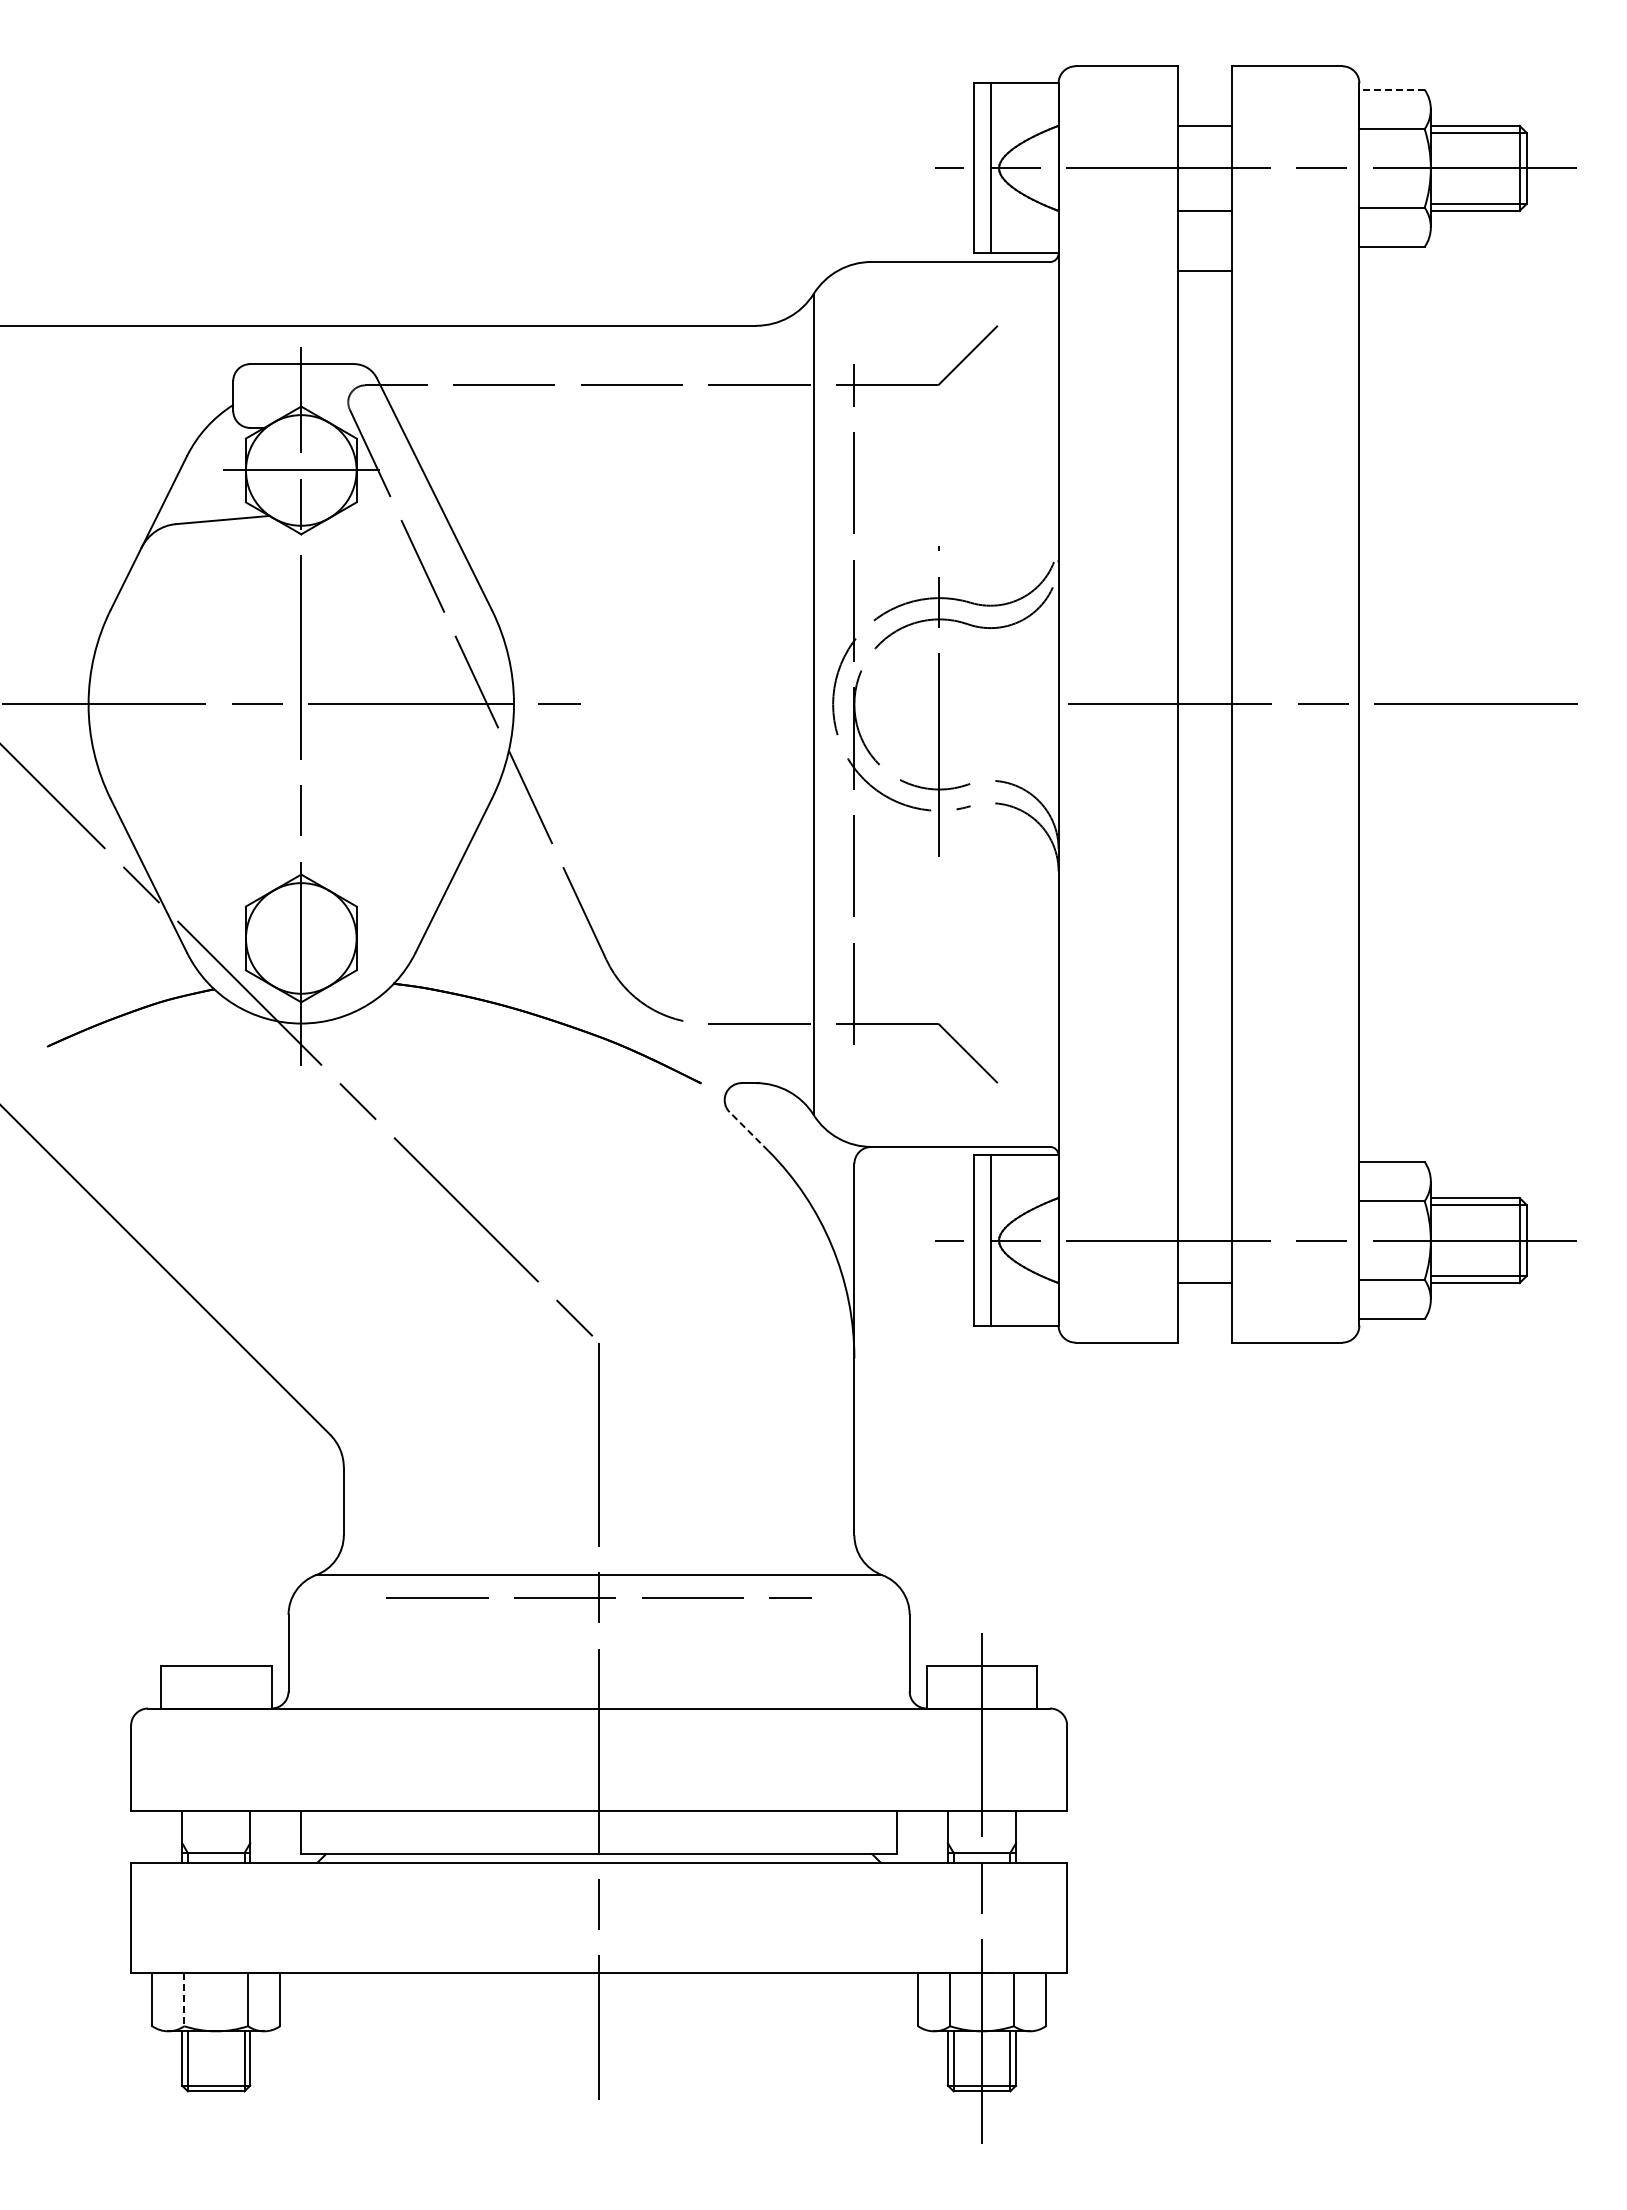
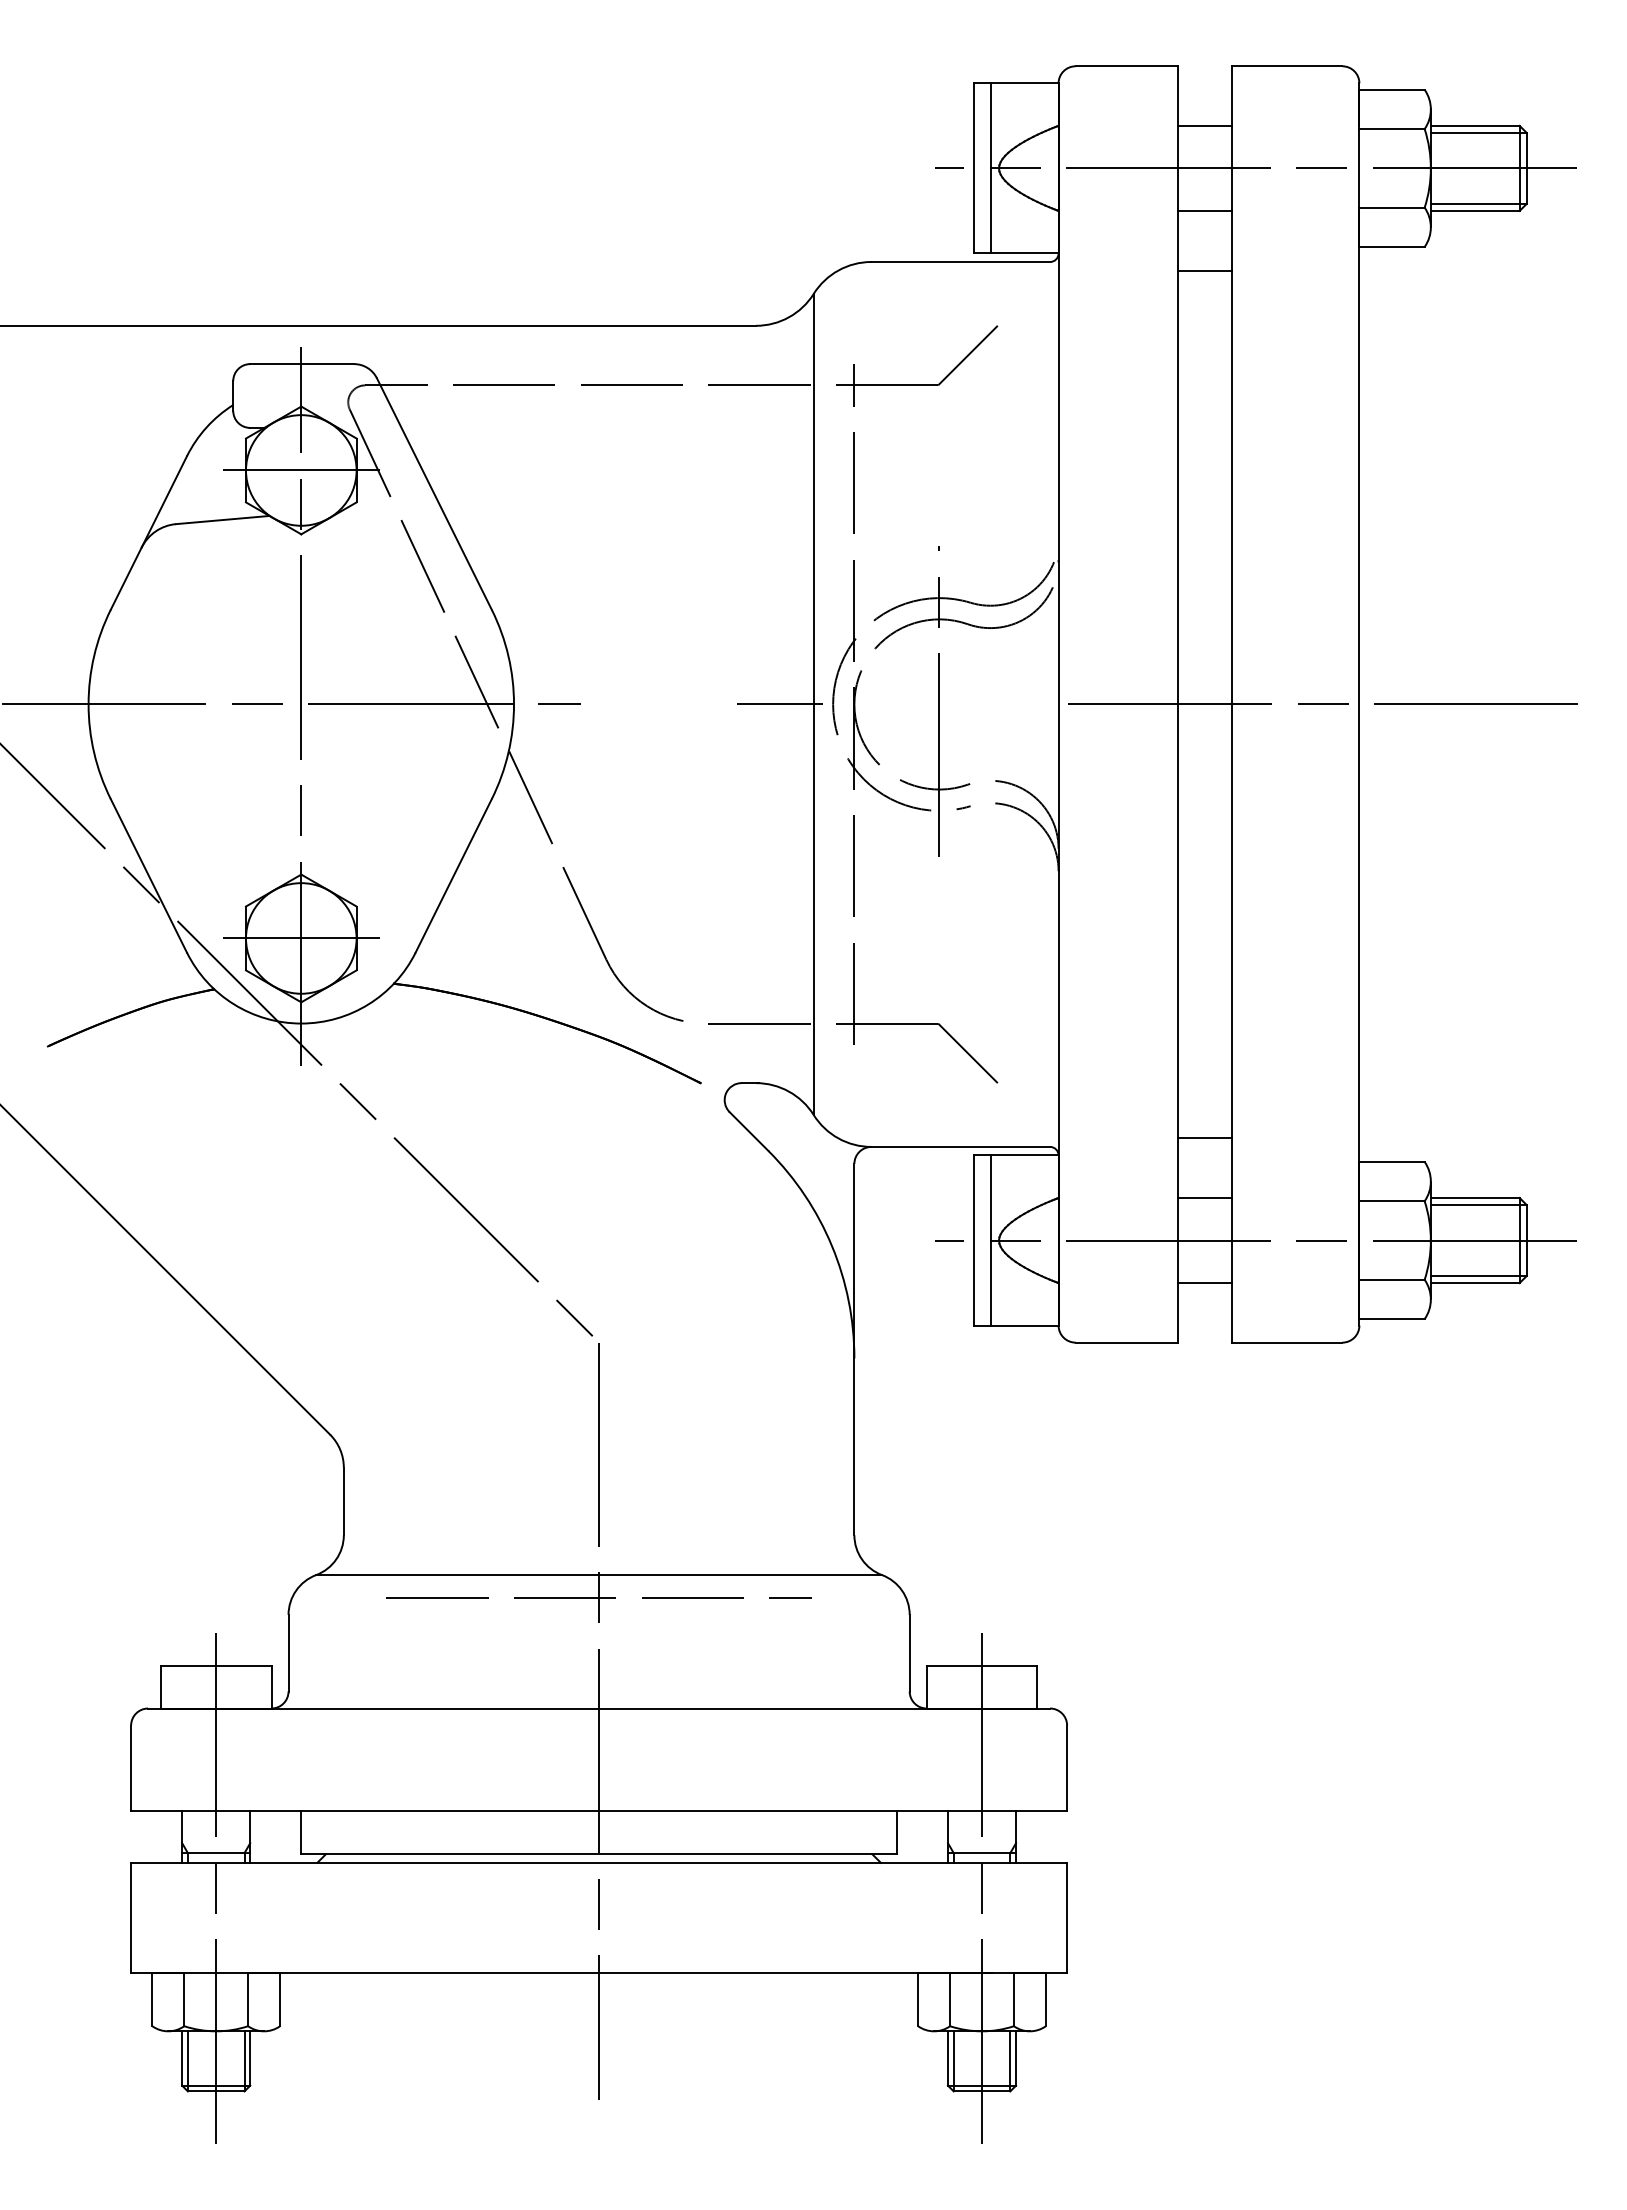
line: dashed -> solid (1392, 89)
line: none -> present (780, 704)
line: none -> present (301, 938)
line: dashed -> solid (748, 1131)
line: none -> present (1204, 1138)
line: none -> present (1204, 1197)
line: none -> present (216, 1885)
line: dashed -> solid (184, 2000)
